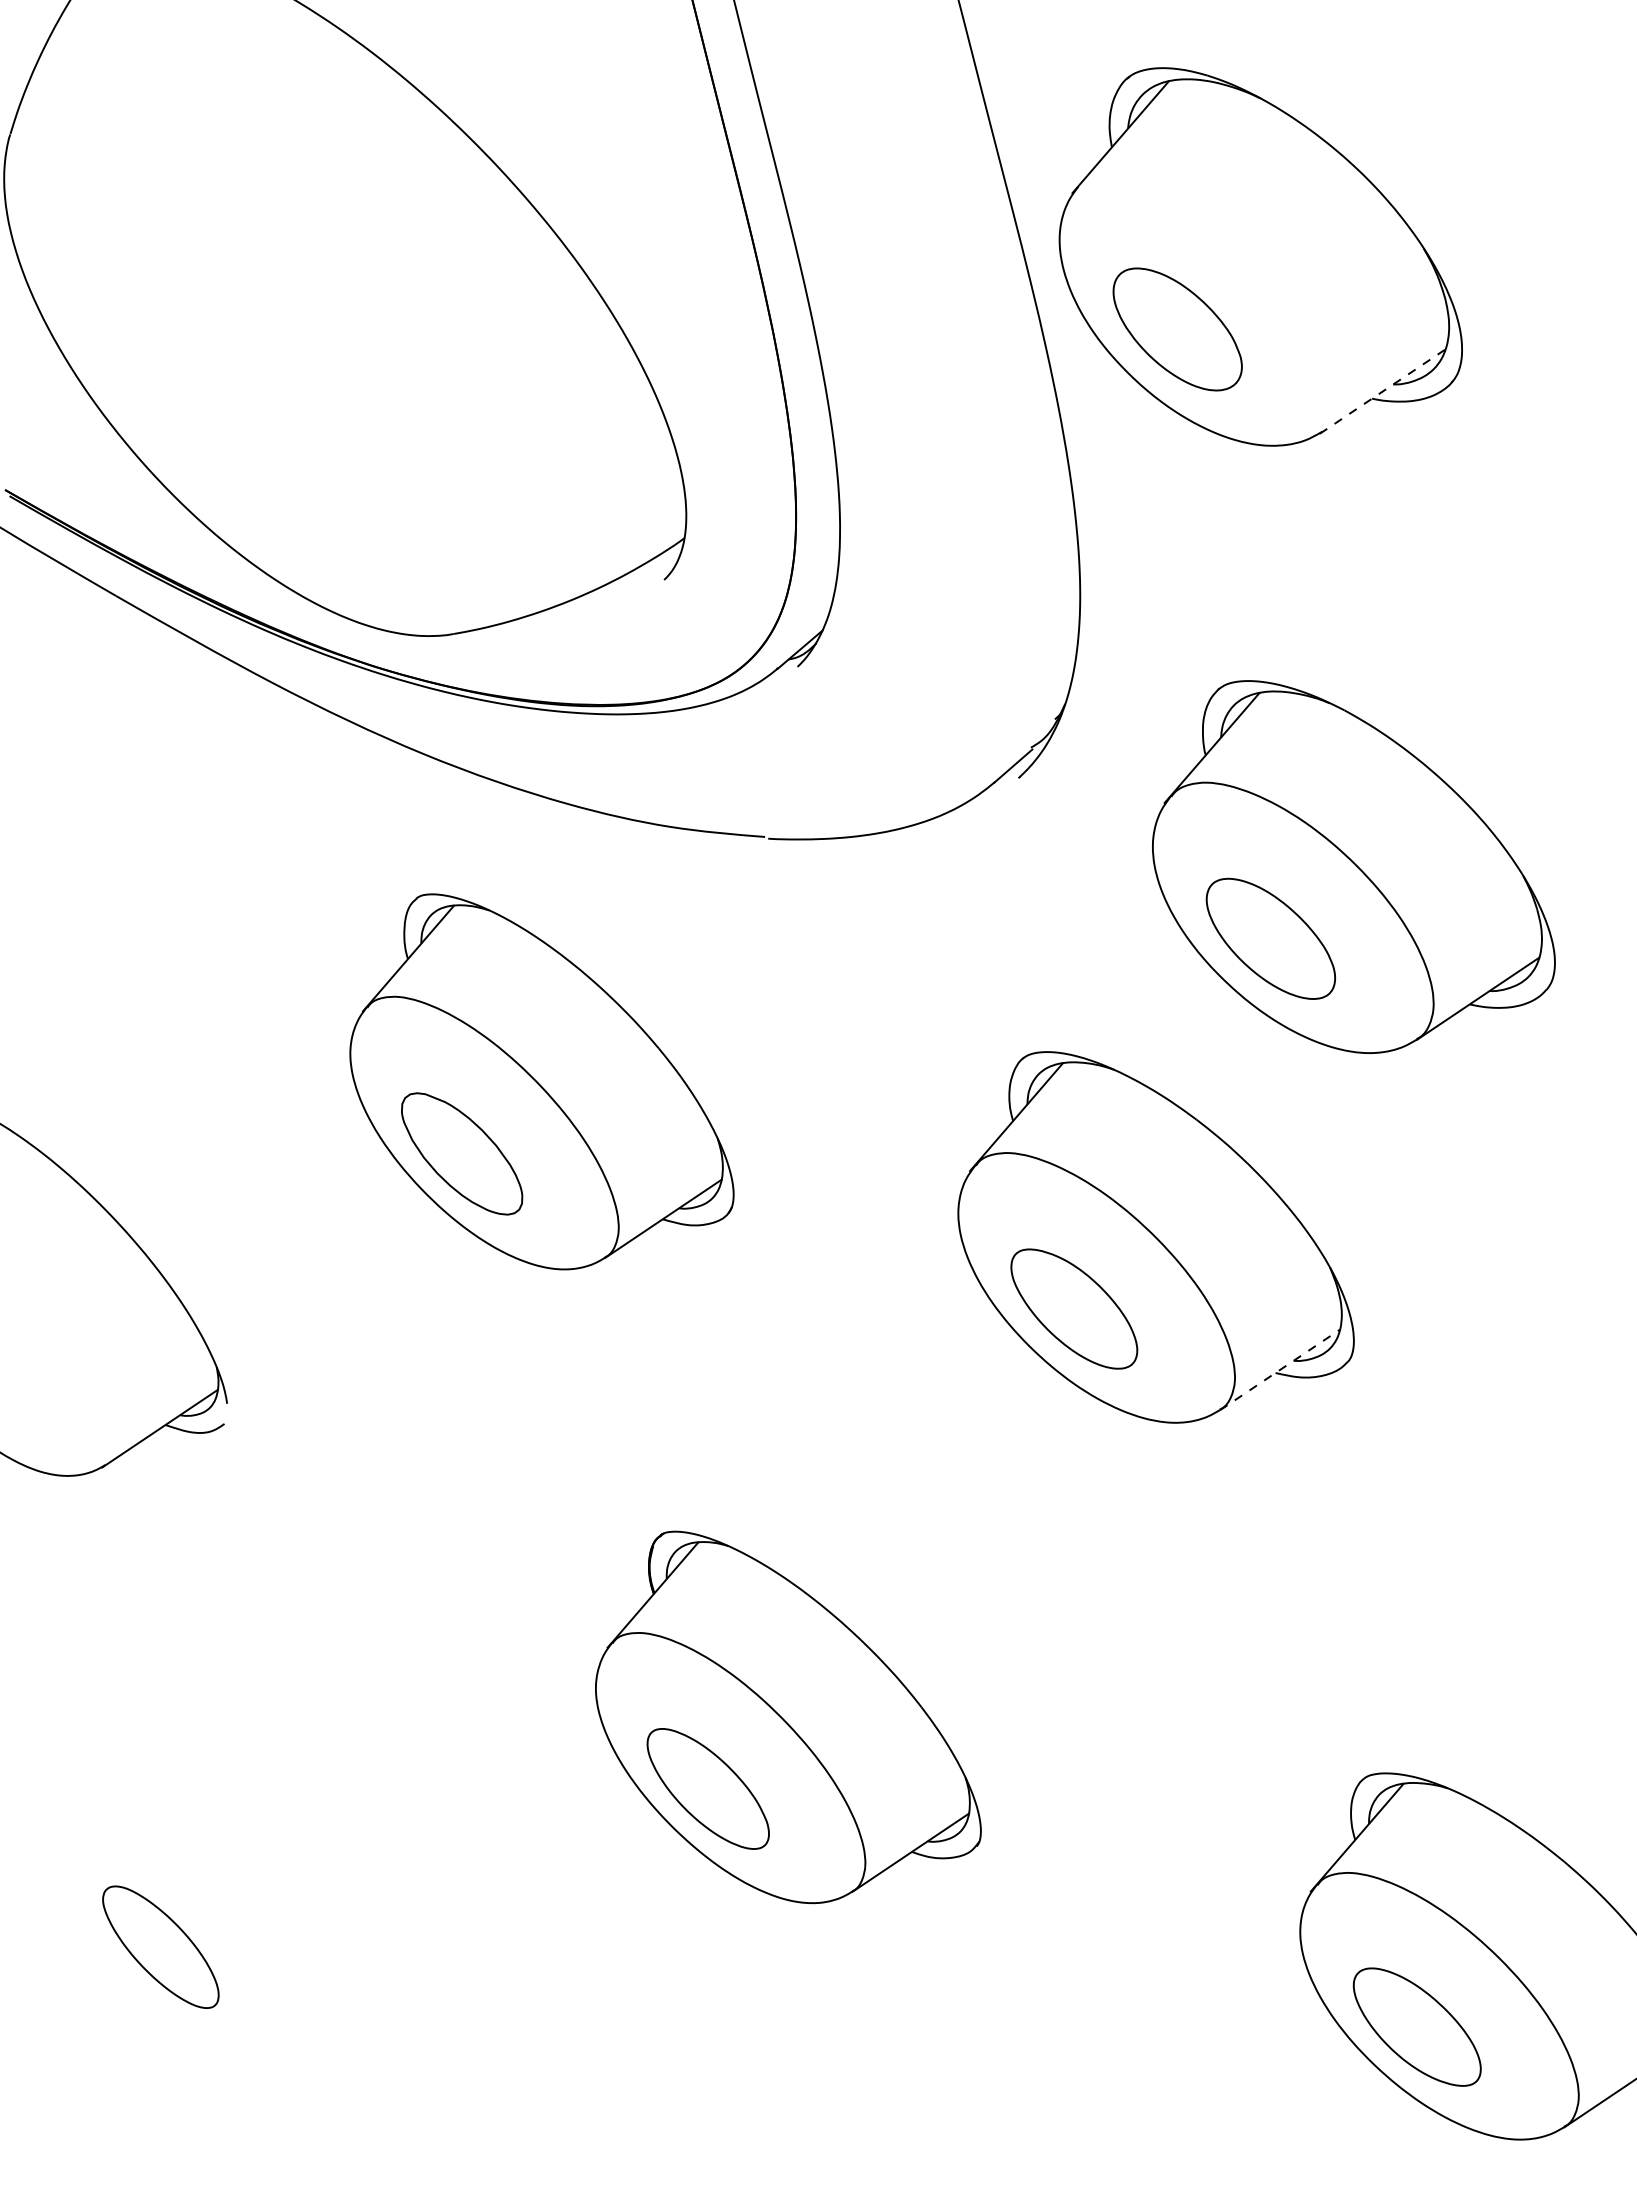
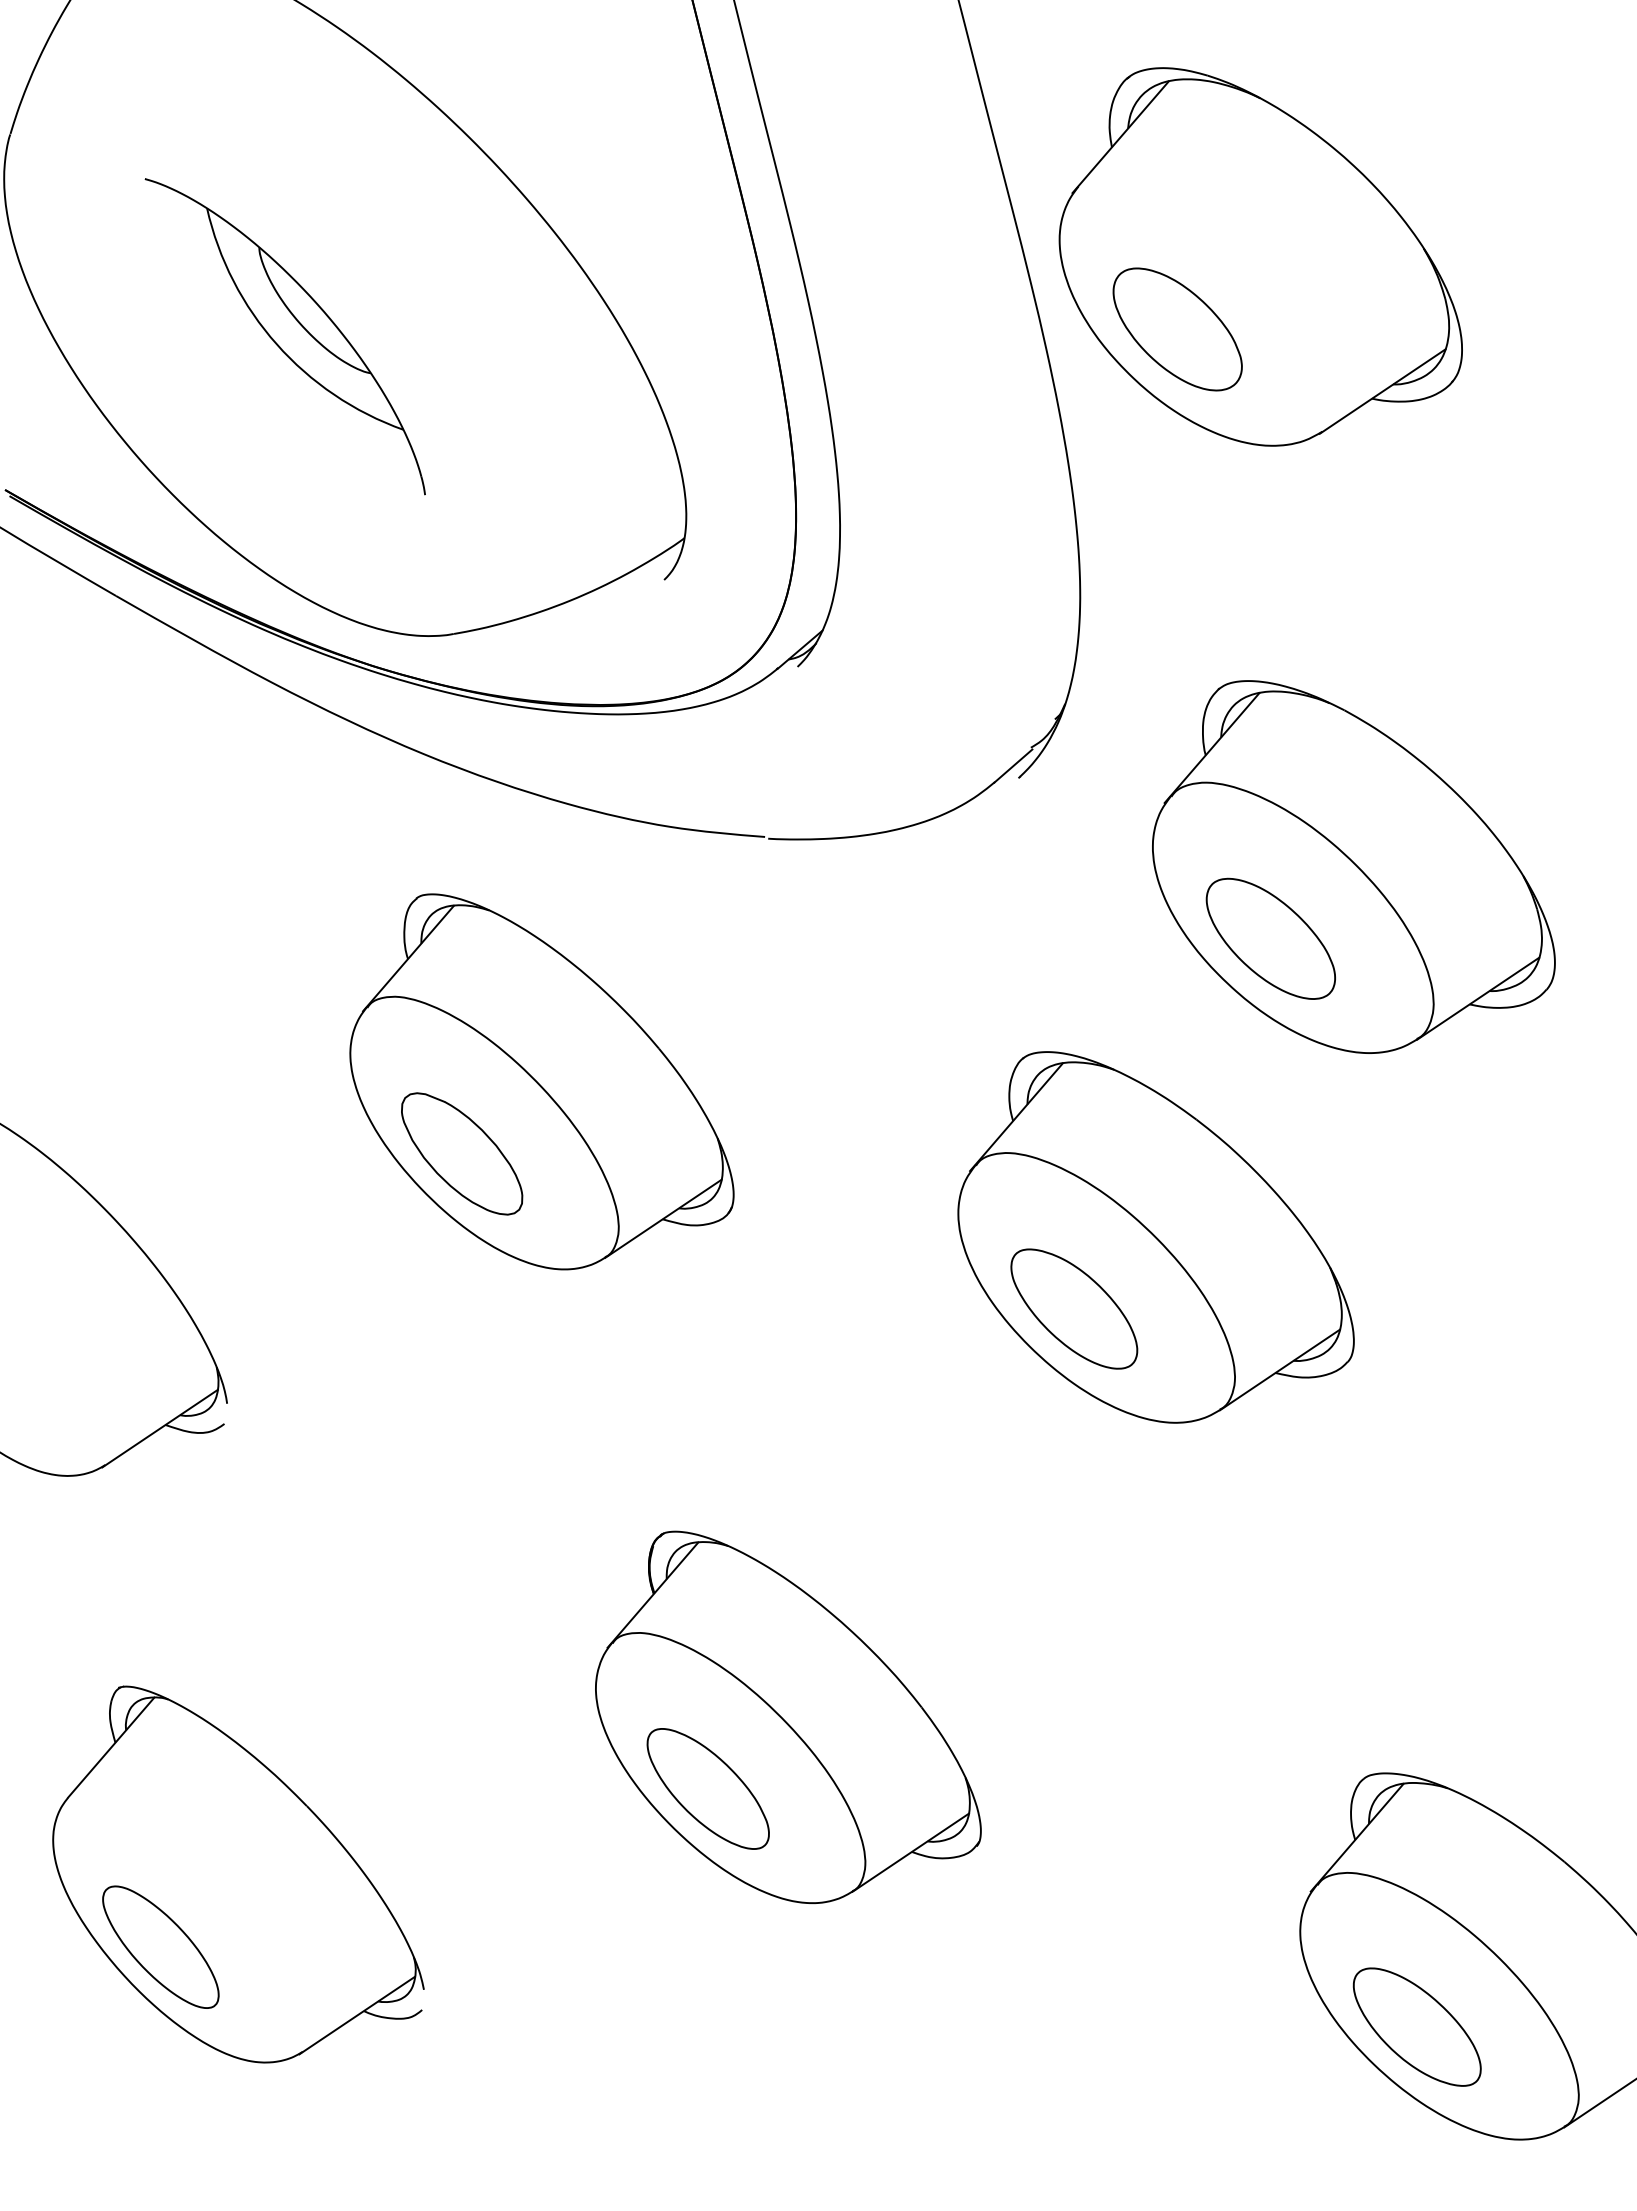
part: none -> present (284, 336)
line: dashed -> solid (1382, 391)
line: dashed -> solid (1280, 1369)
part: none -> present (238, 1874)
